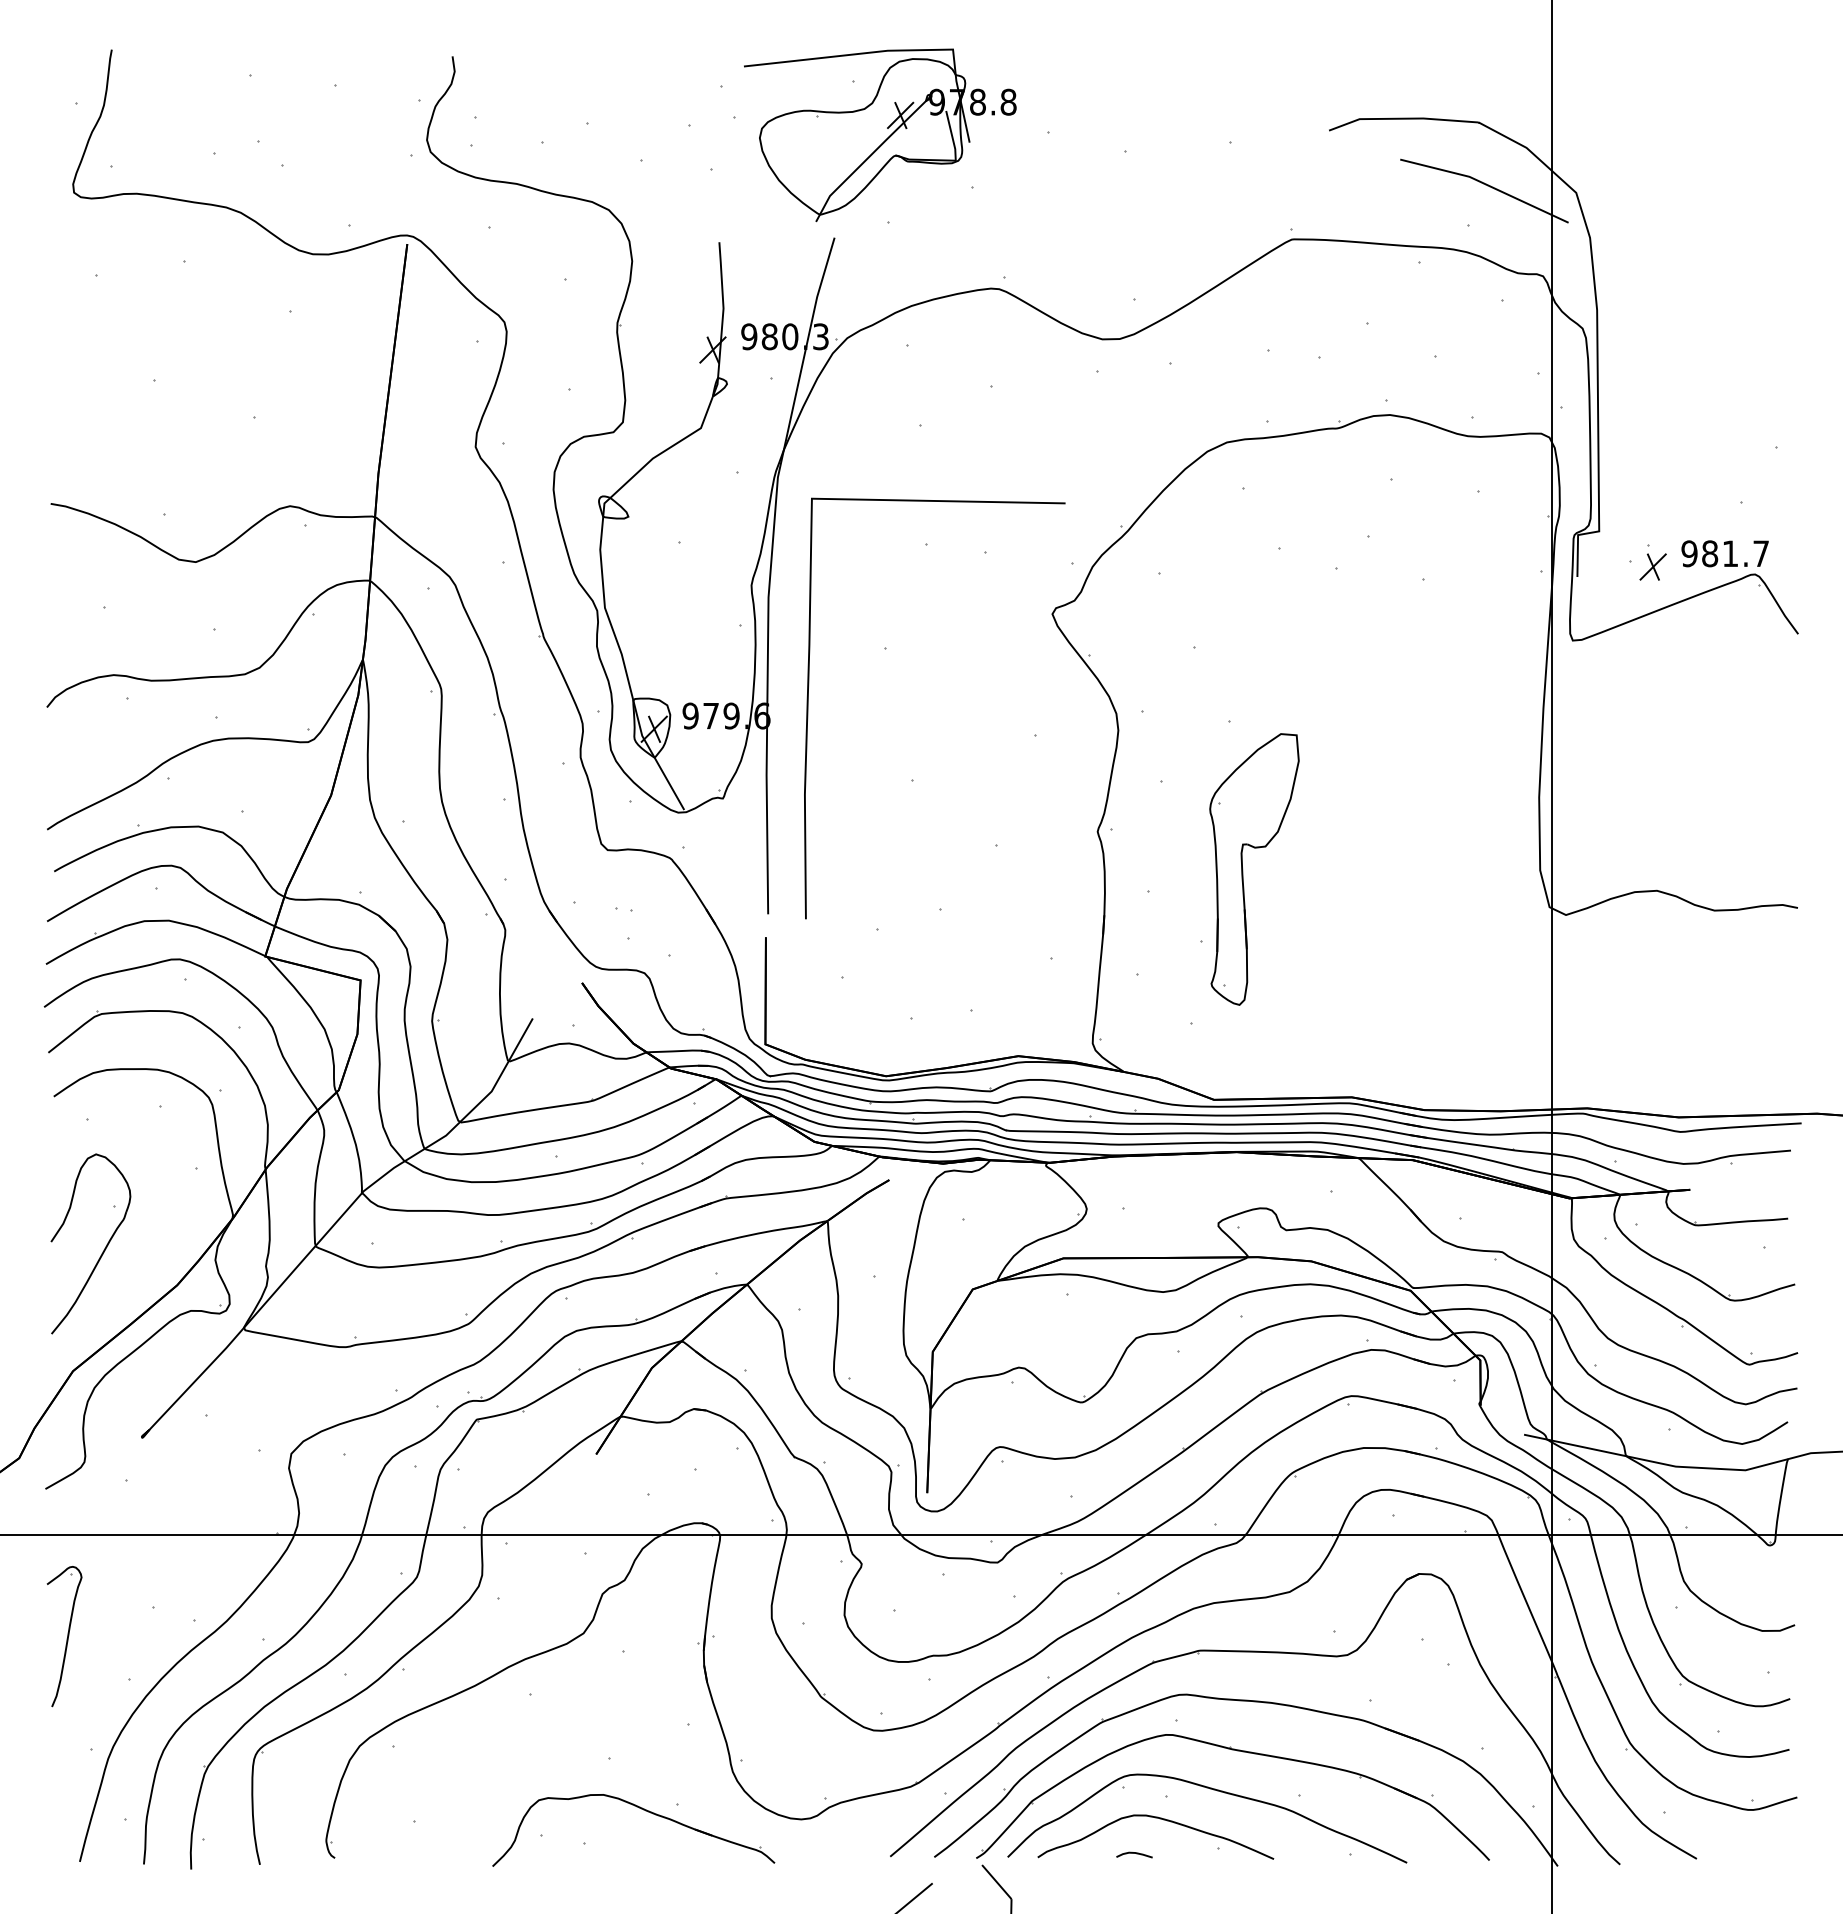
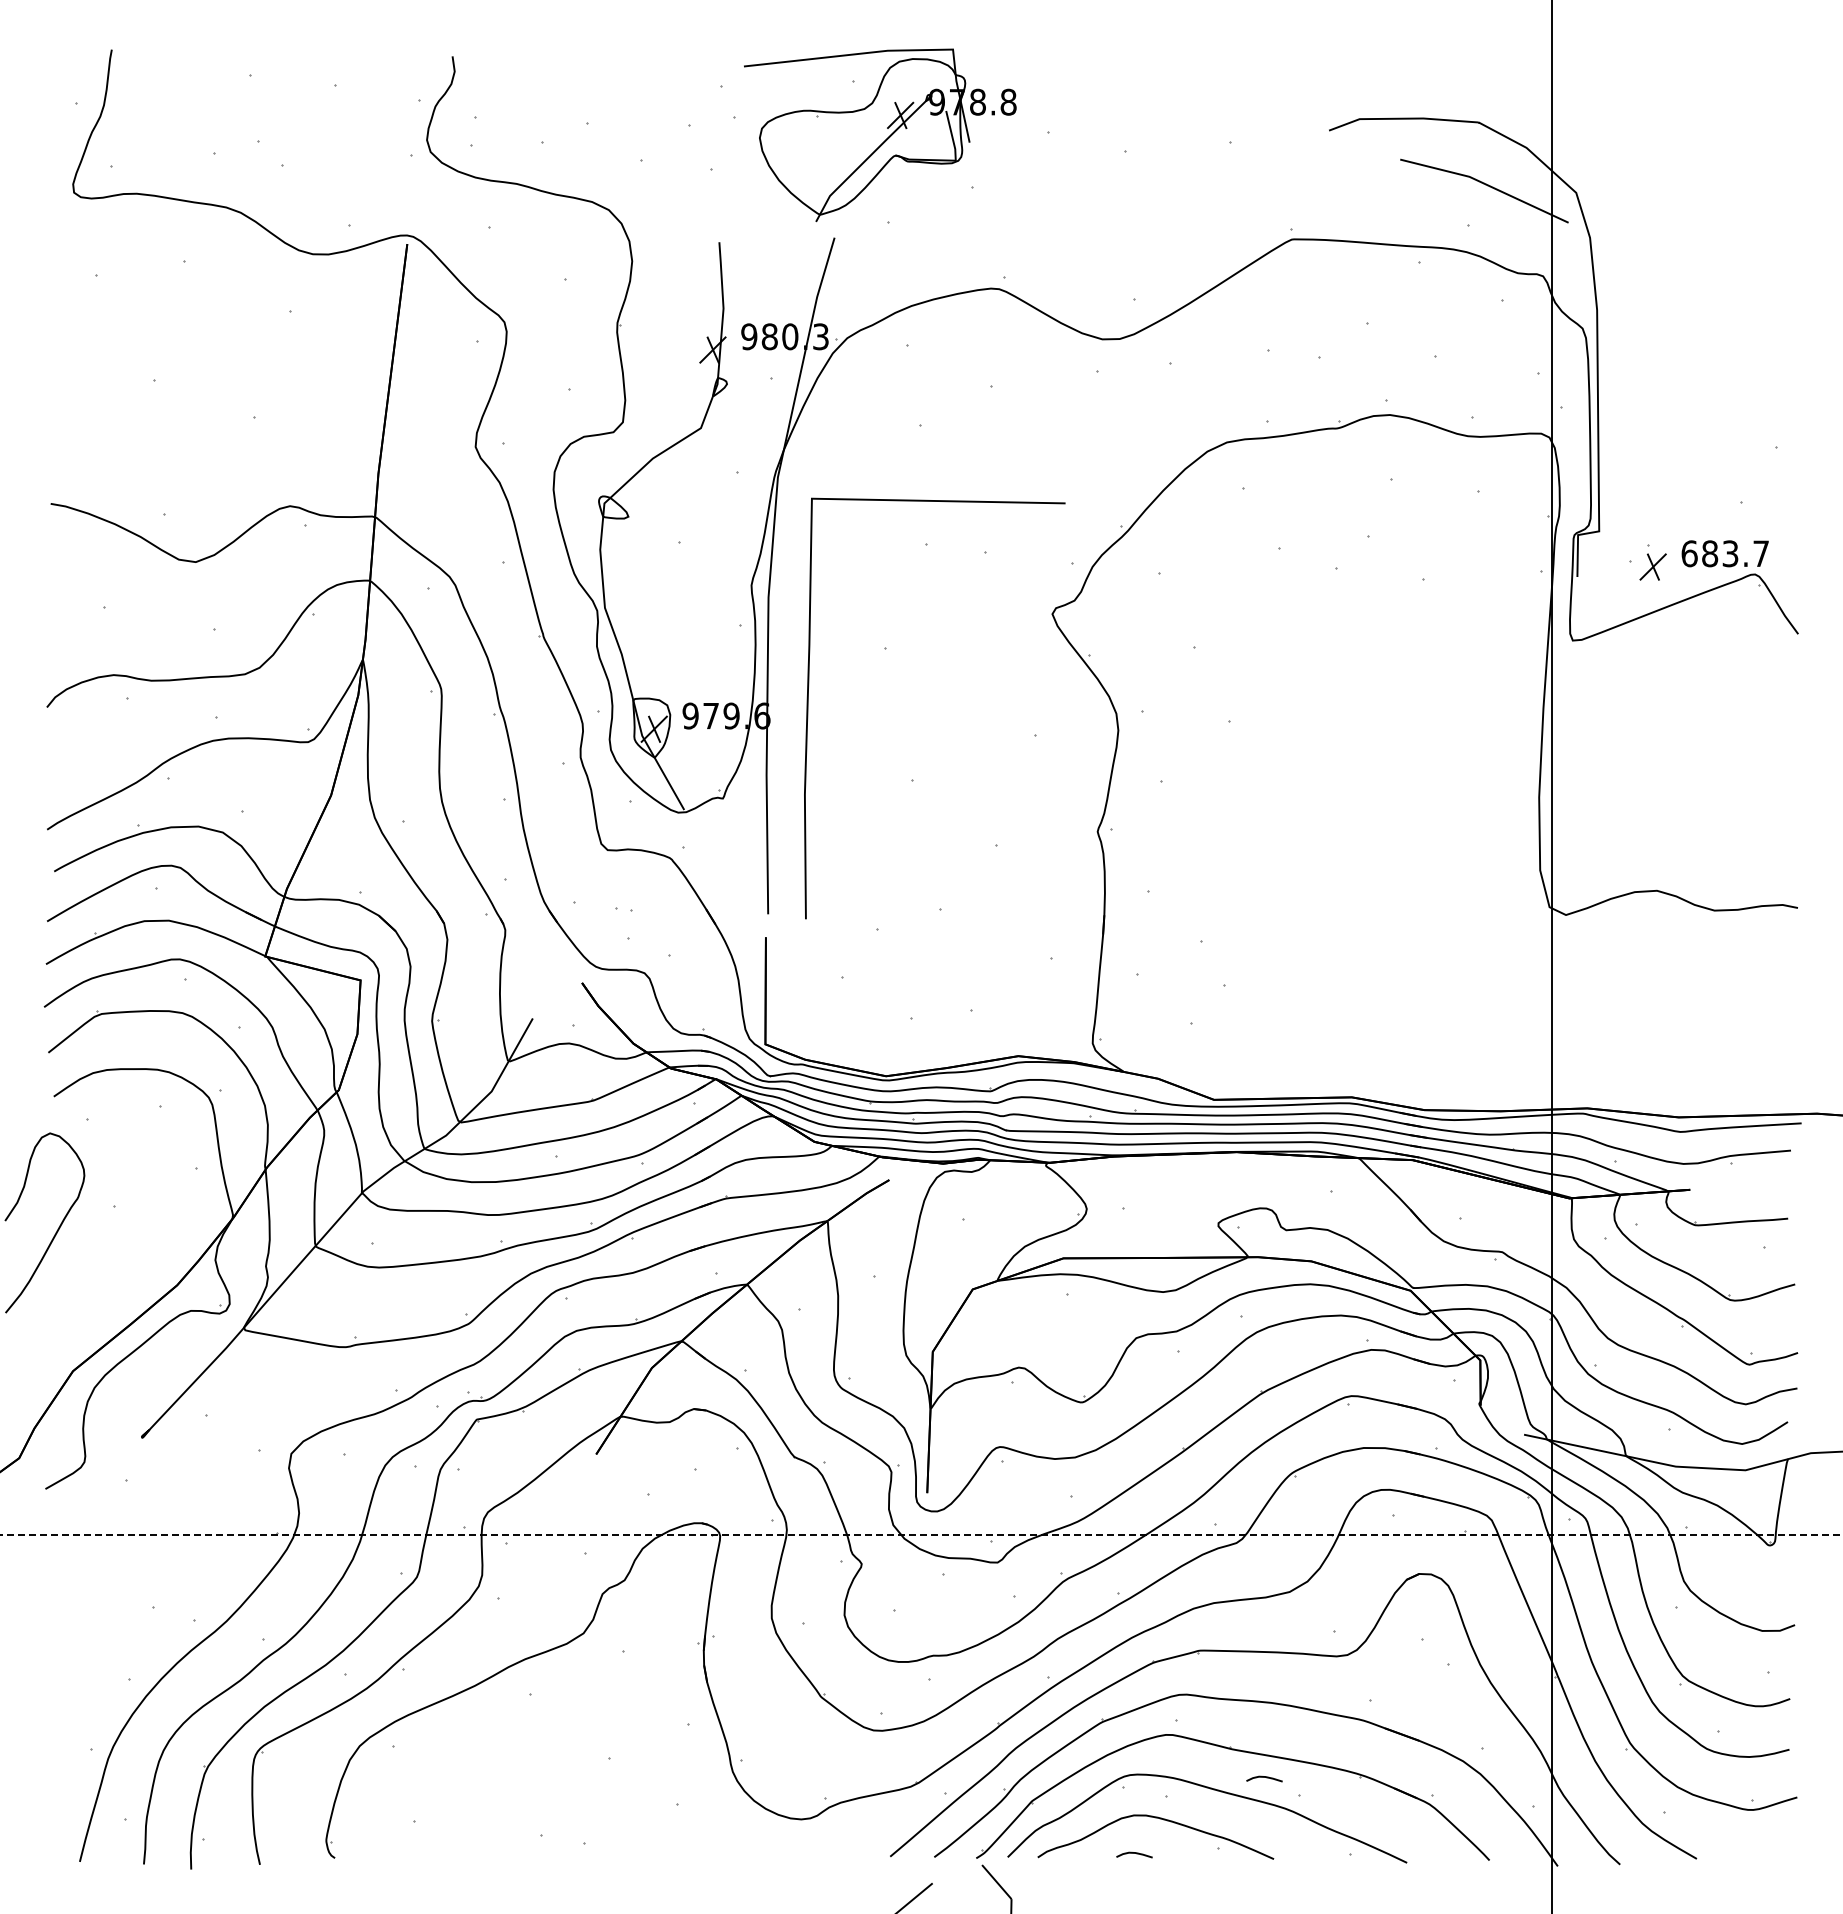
text: 981.7 -> 683.7 (1709, 553)
part: present -> none (1243, 869)
part position: (102, 1251) -> (56, 1230) (56, 1230)
line: solid -> dashed (921, 1534)
part: present -> none (64, 1636)
curve: none -> present (1264, 1777)
part: present -> none (643, 1810)
